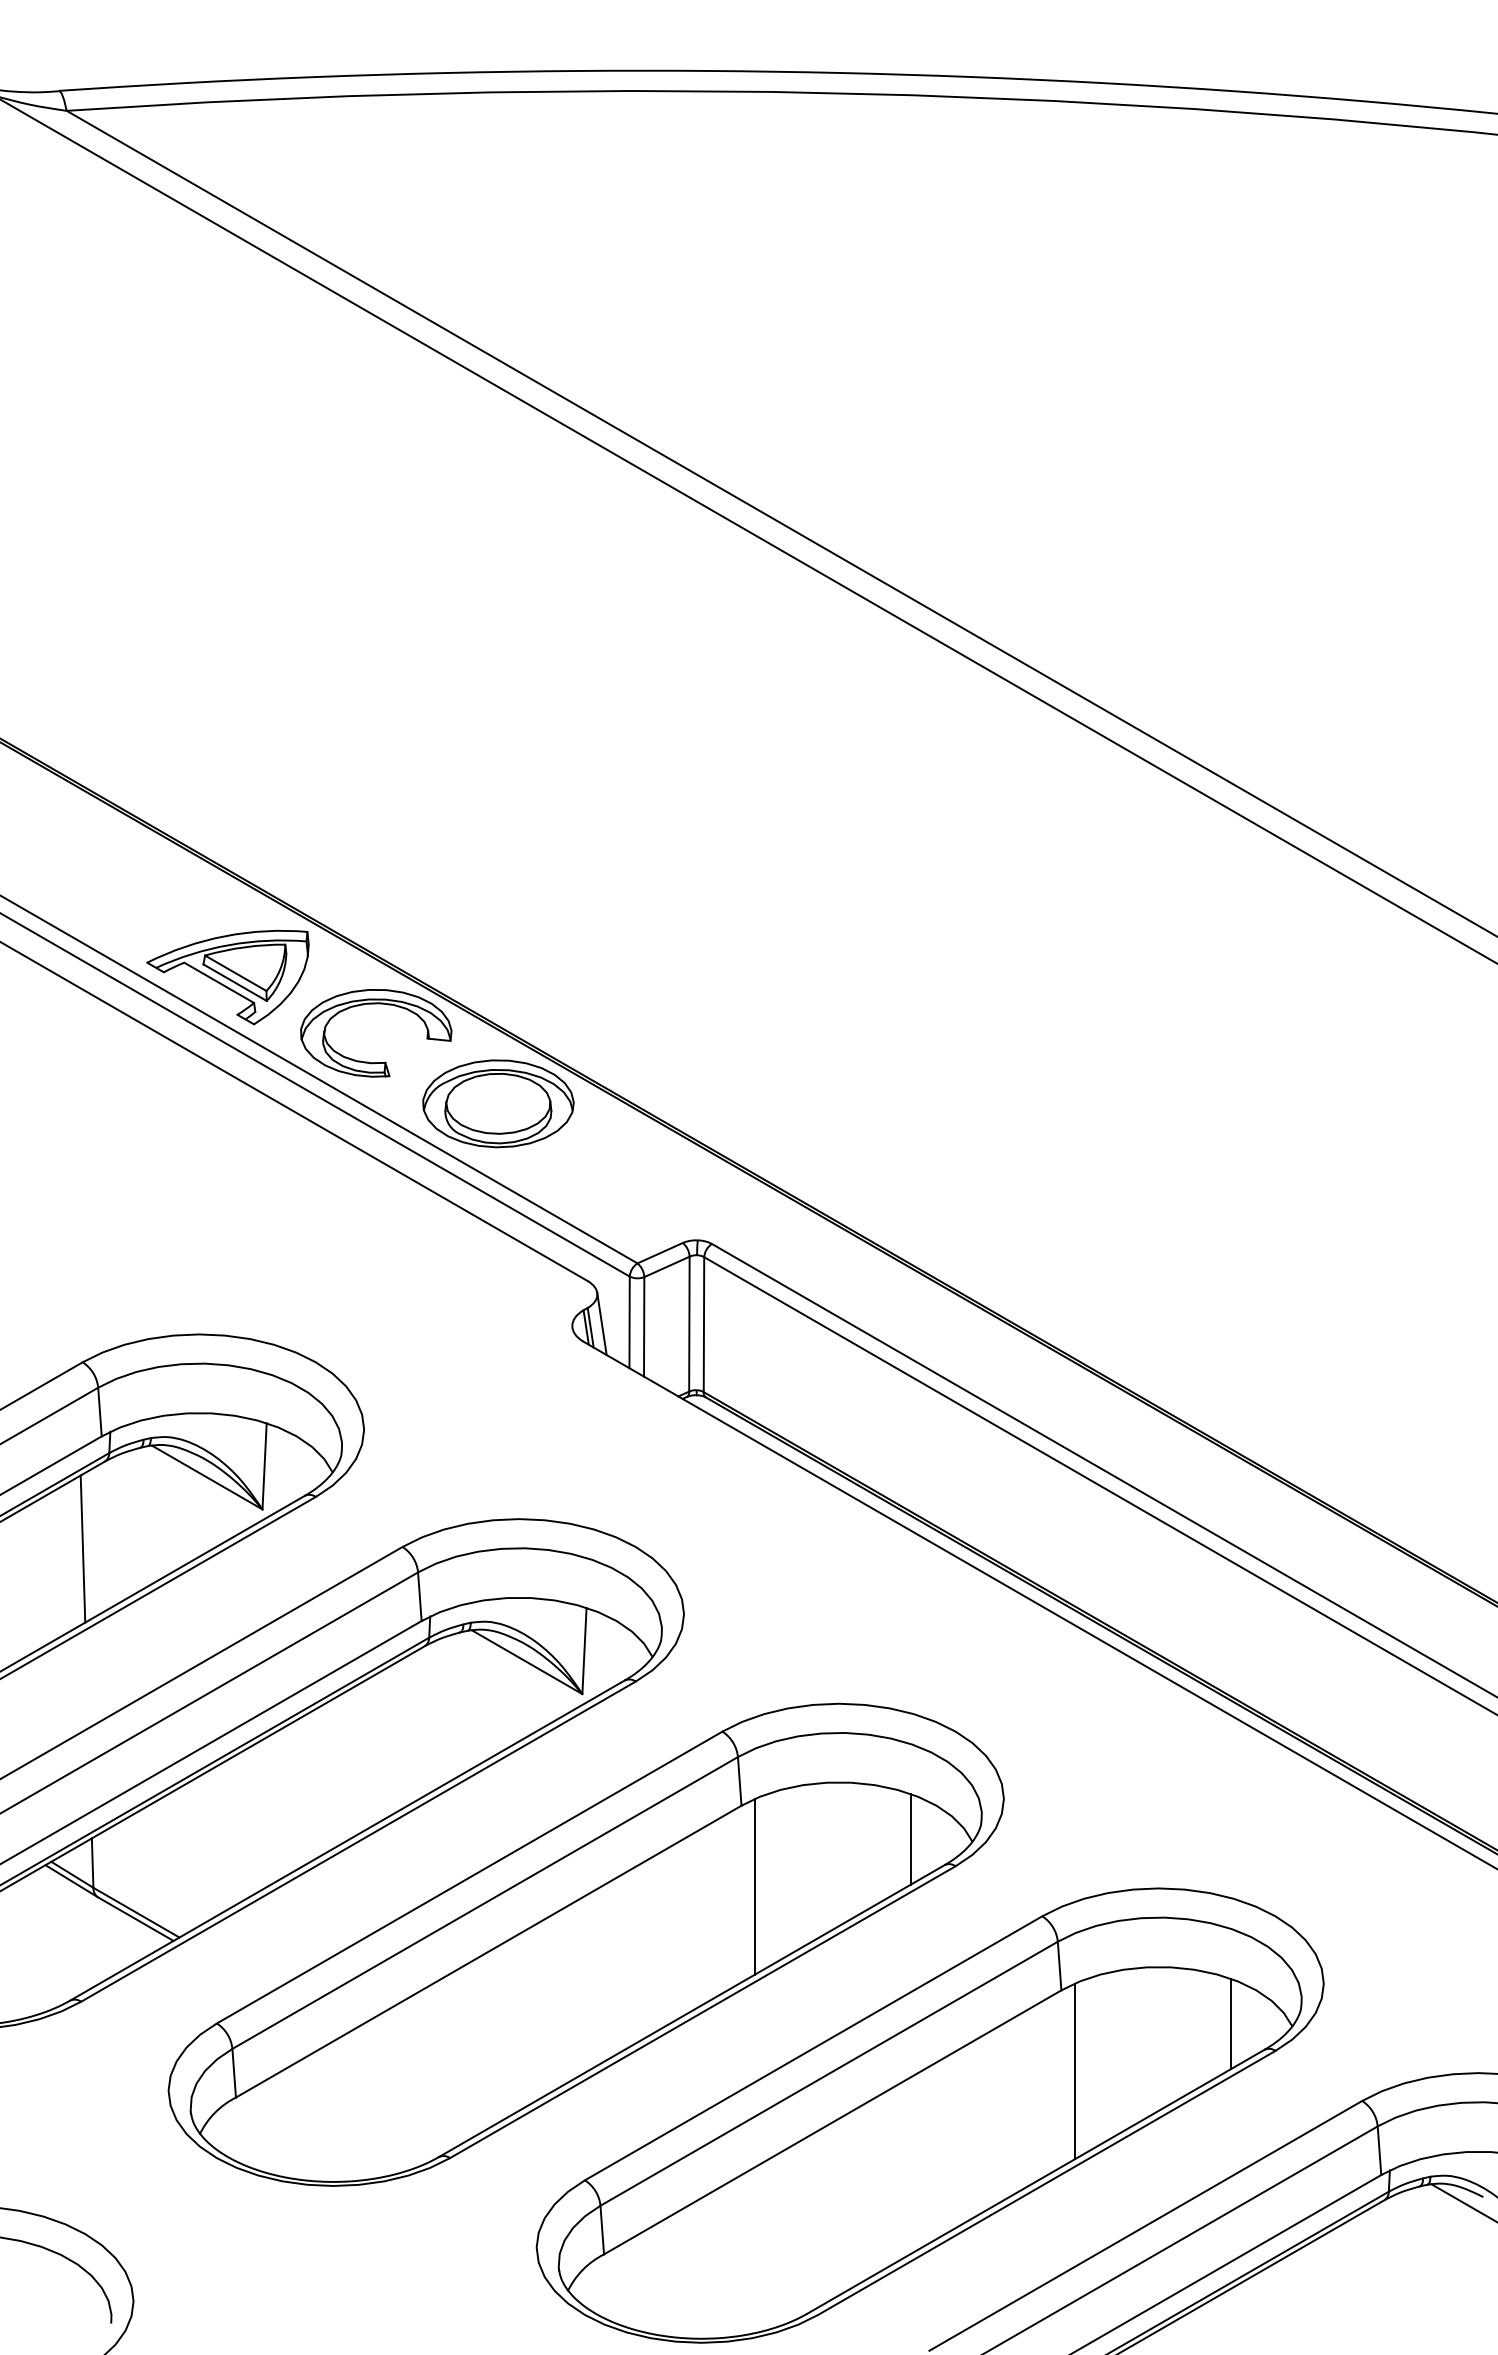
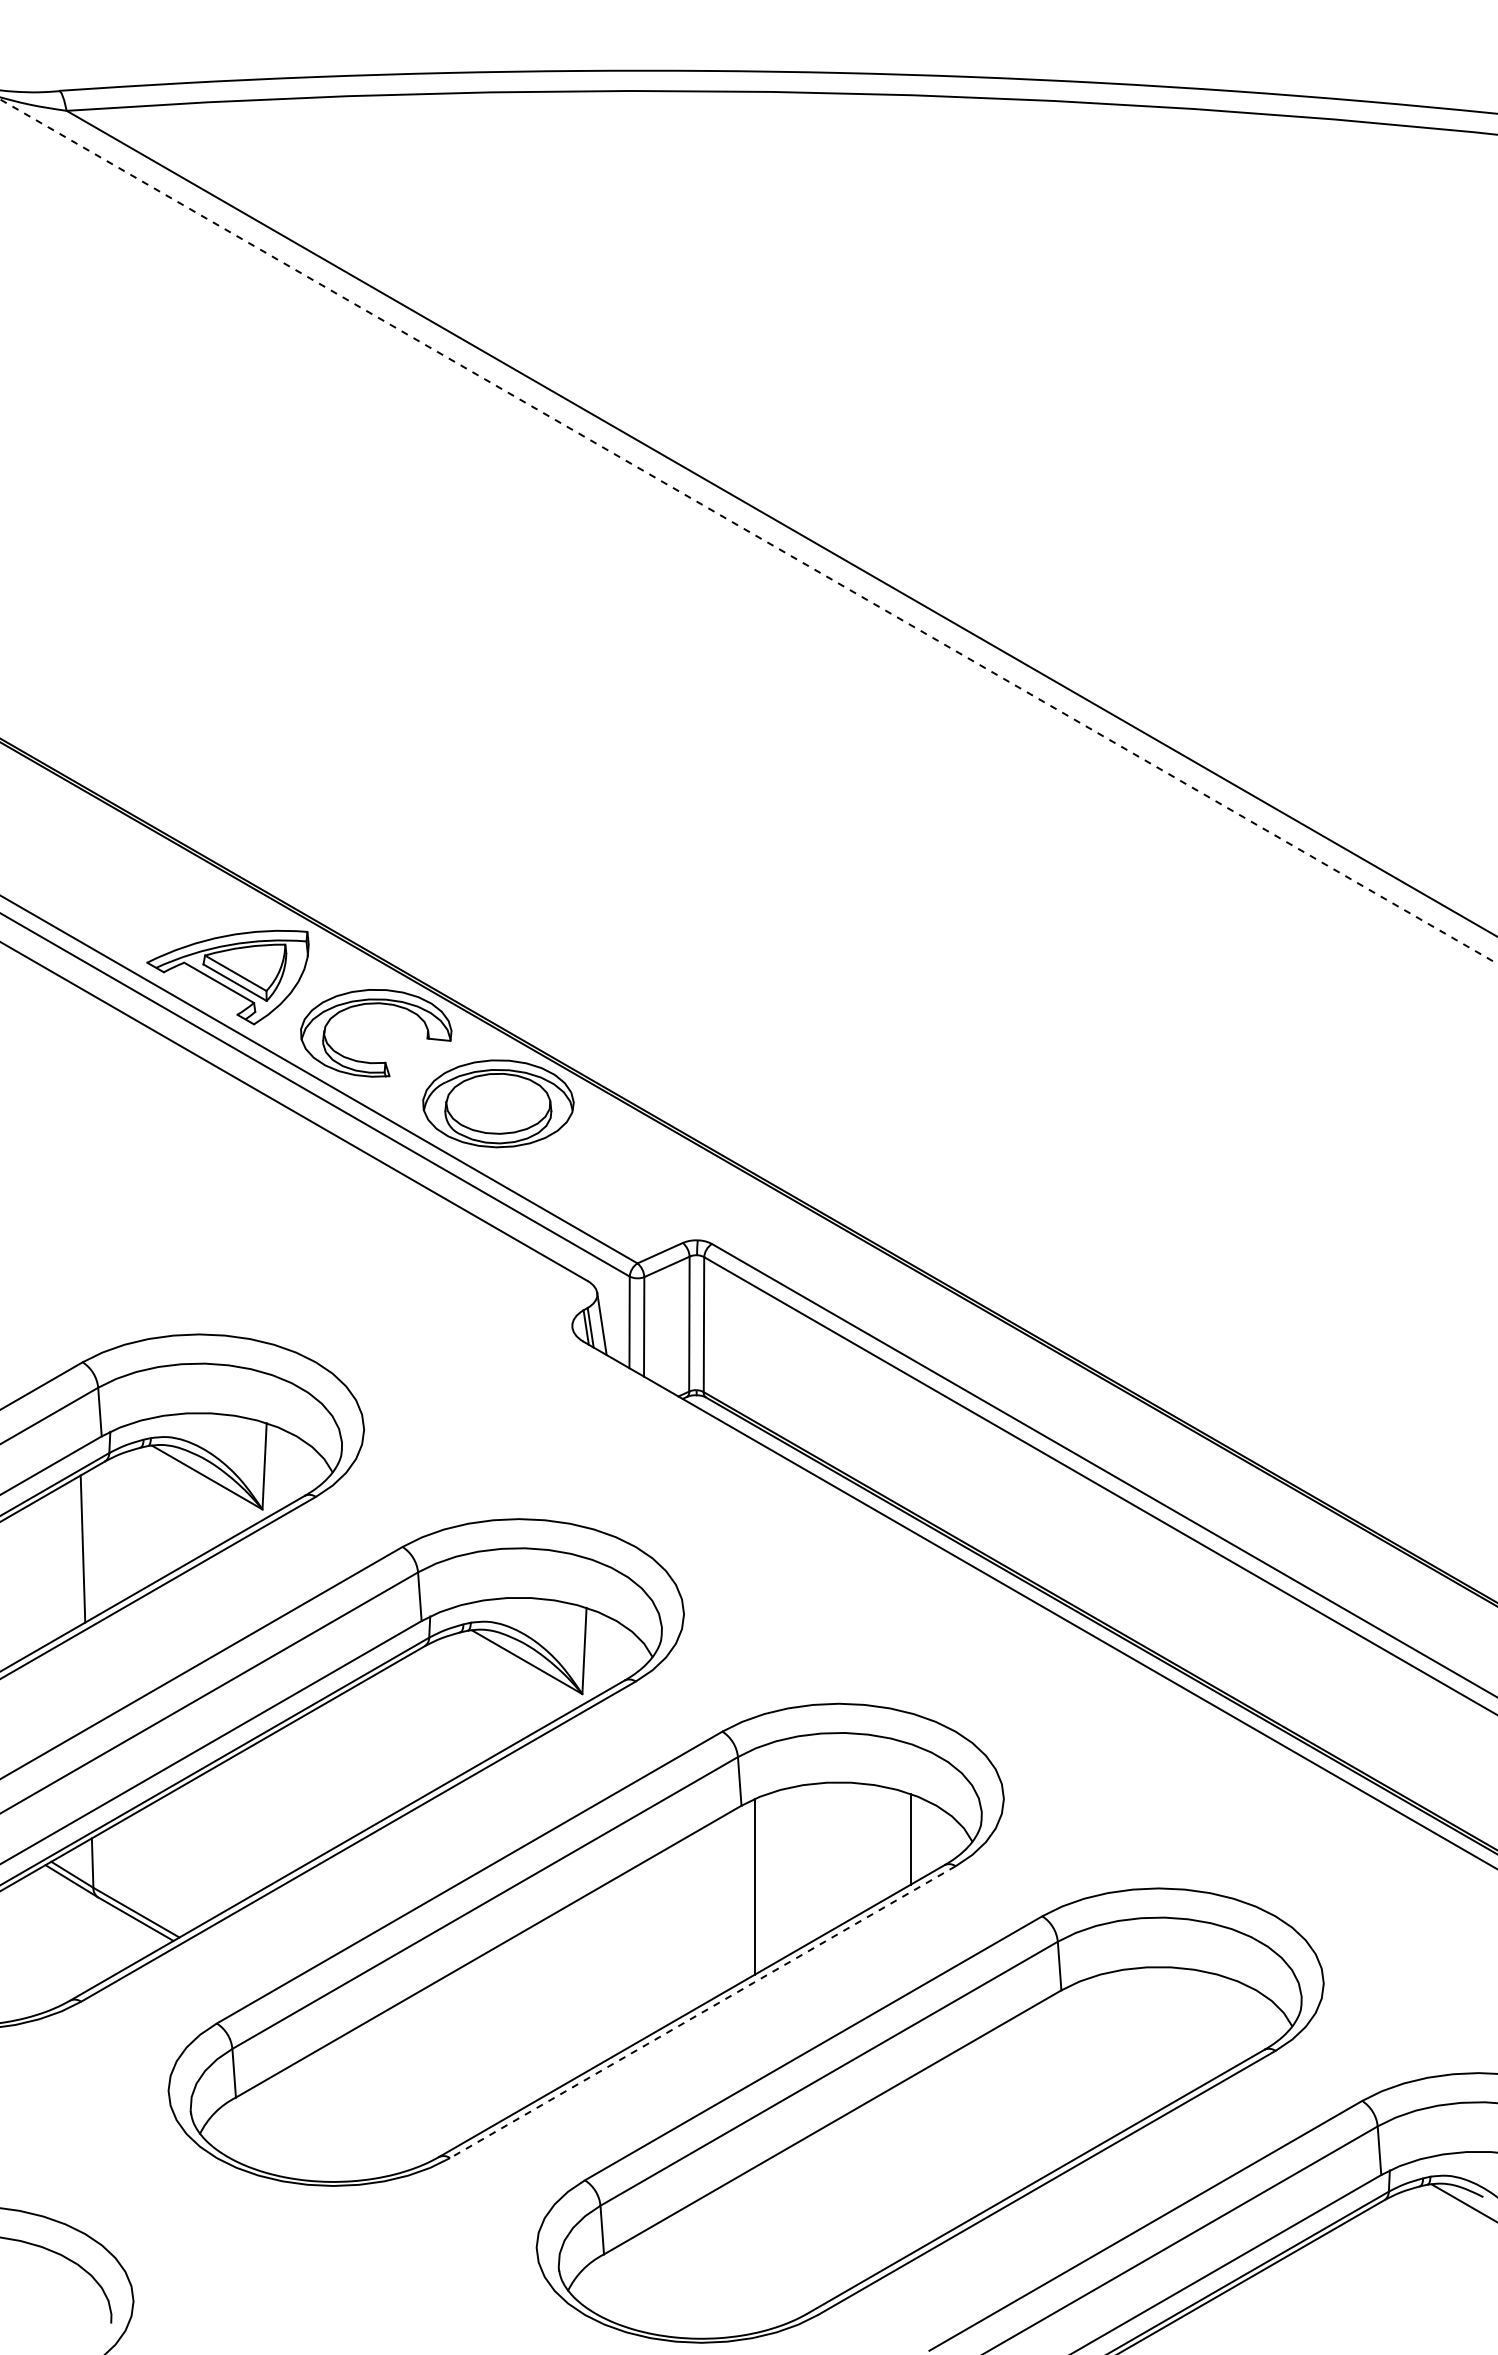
line: solid -> dashed (748, 531)
line: solid -> dashed (702, 2012)
line: present -> none (1230, 2023)
line: present -> none (1074, 2071)
